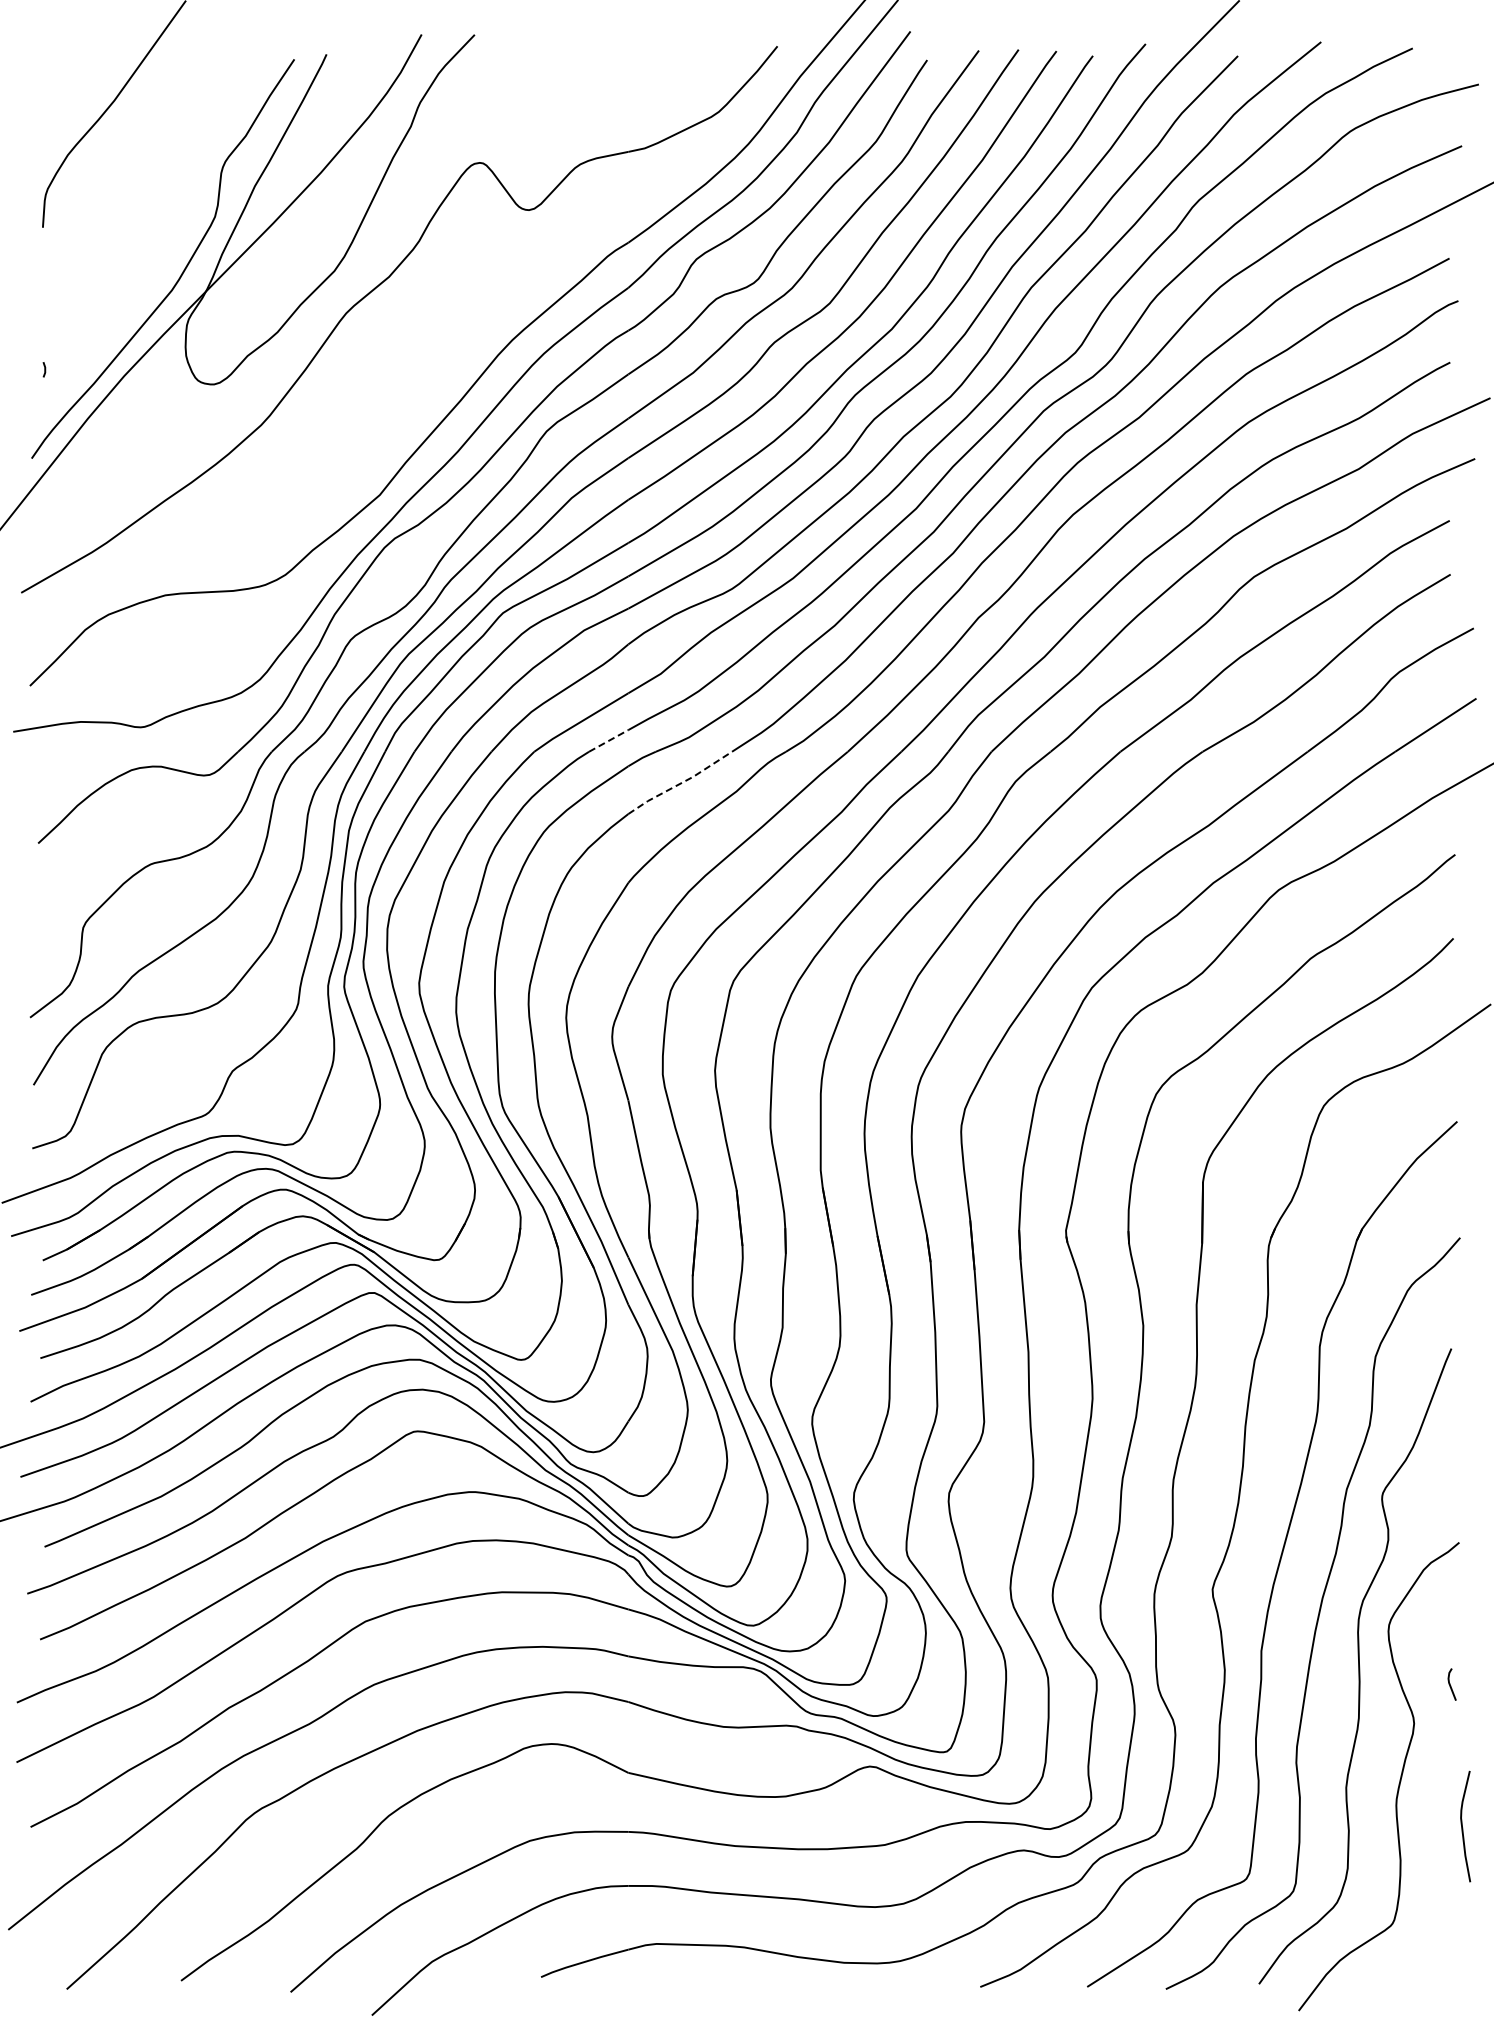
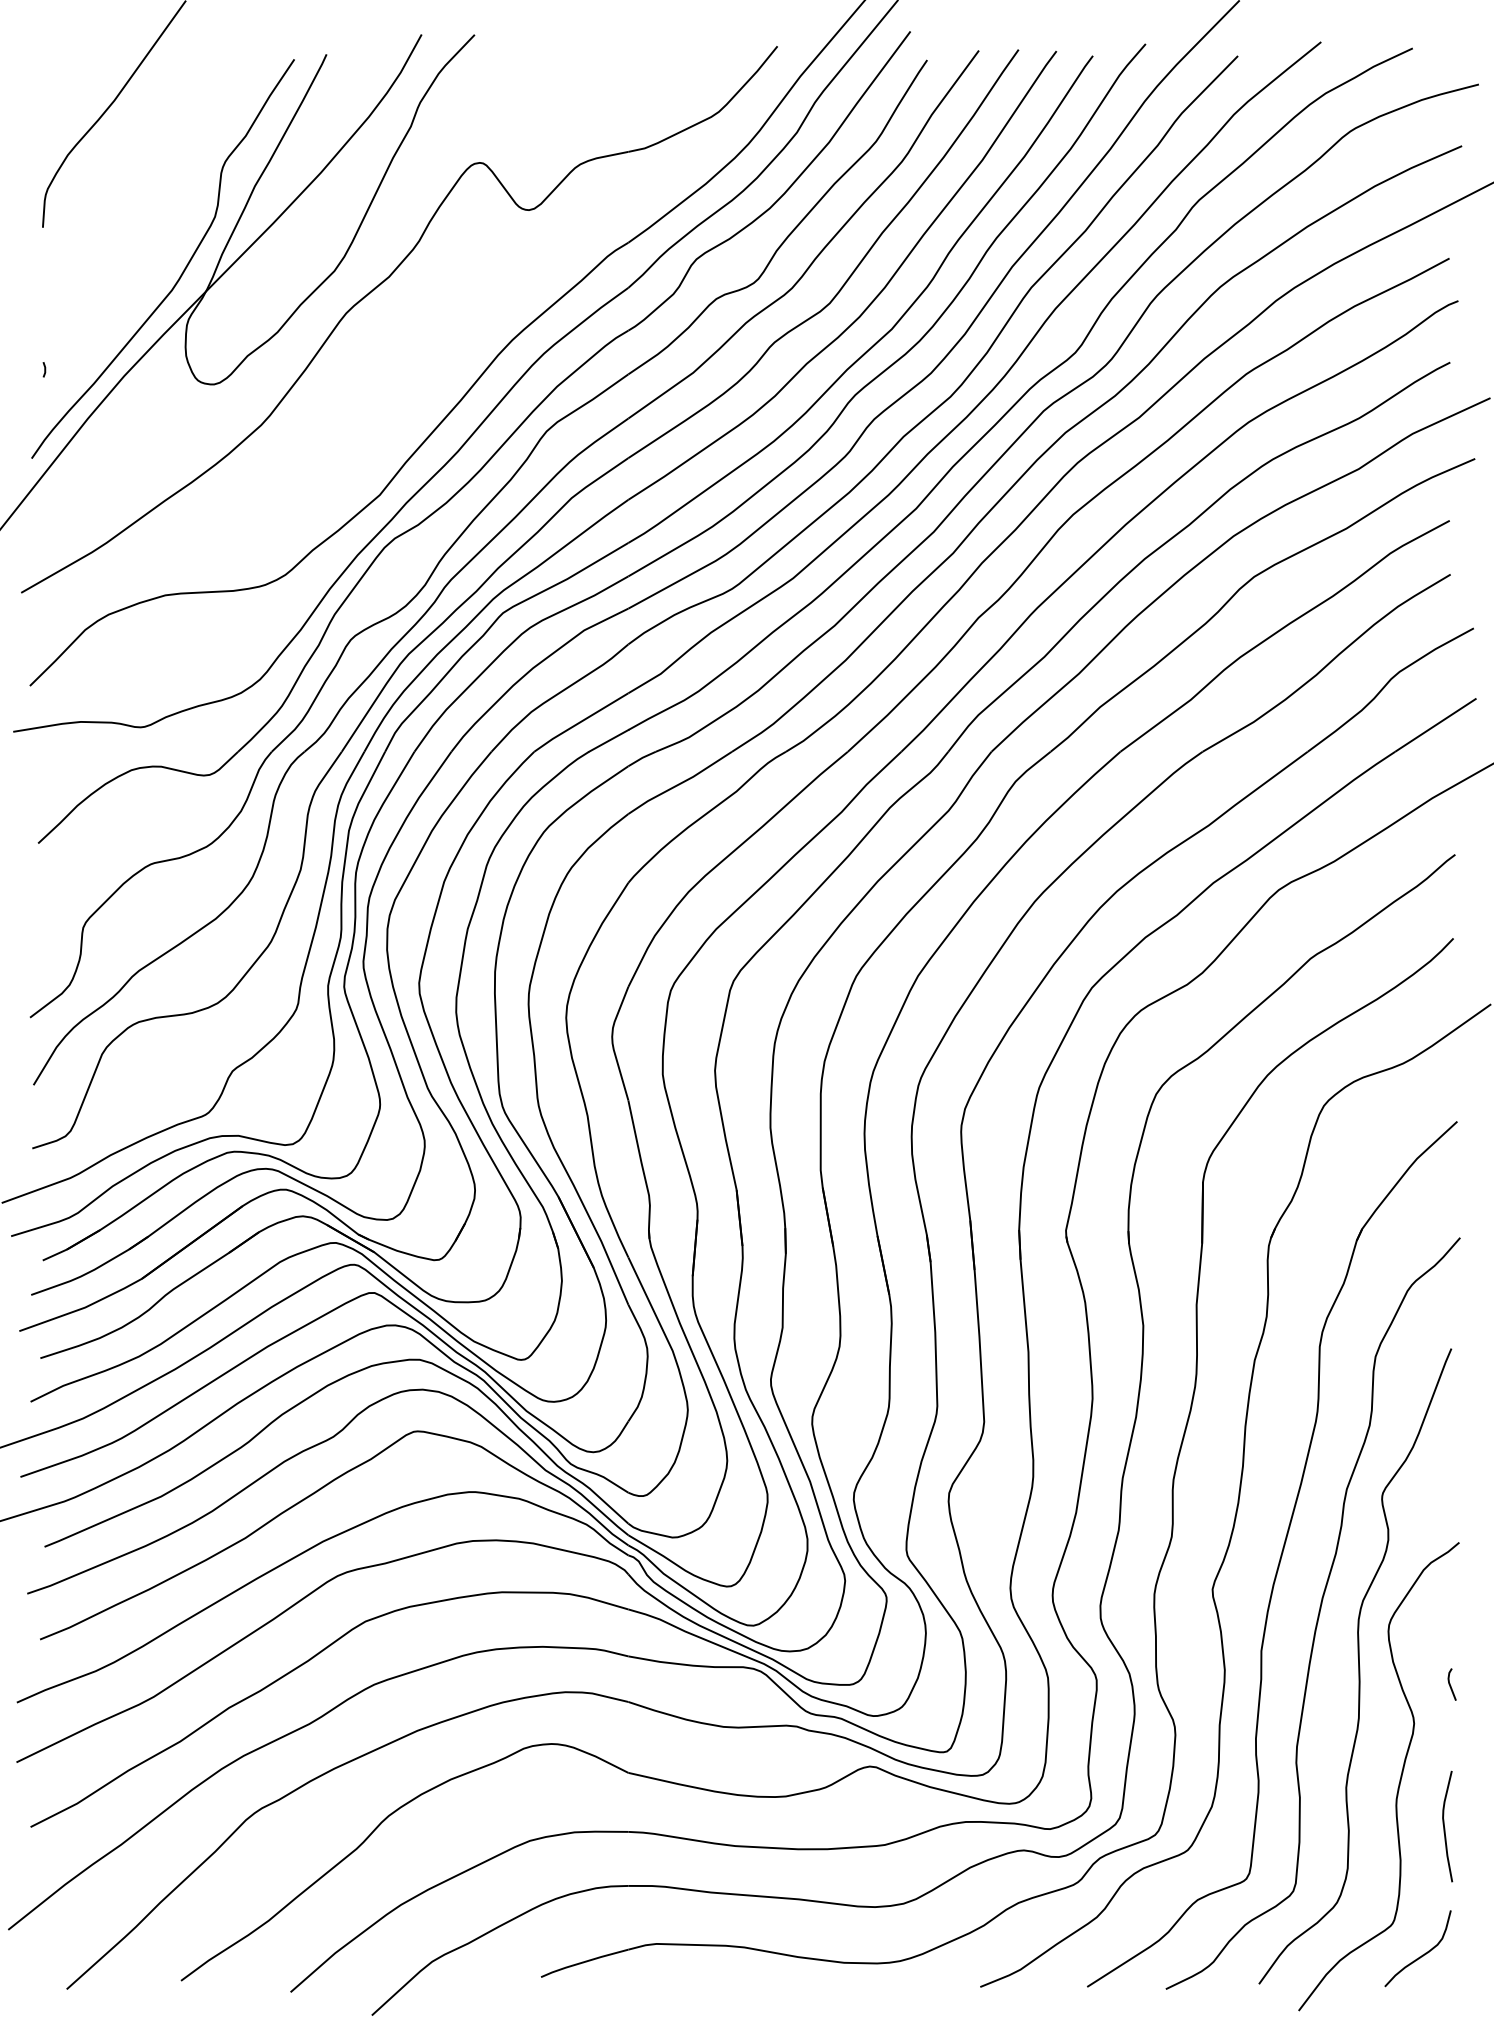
line: dashed -> solid (609, 740)
line: dashed -> solid (681, 783)
curve position: (1463, 1828) -> (1445, 1828) (1445, 1828)
curve: none -> present (1422, 1954)
